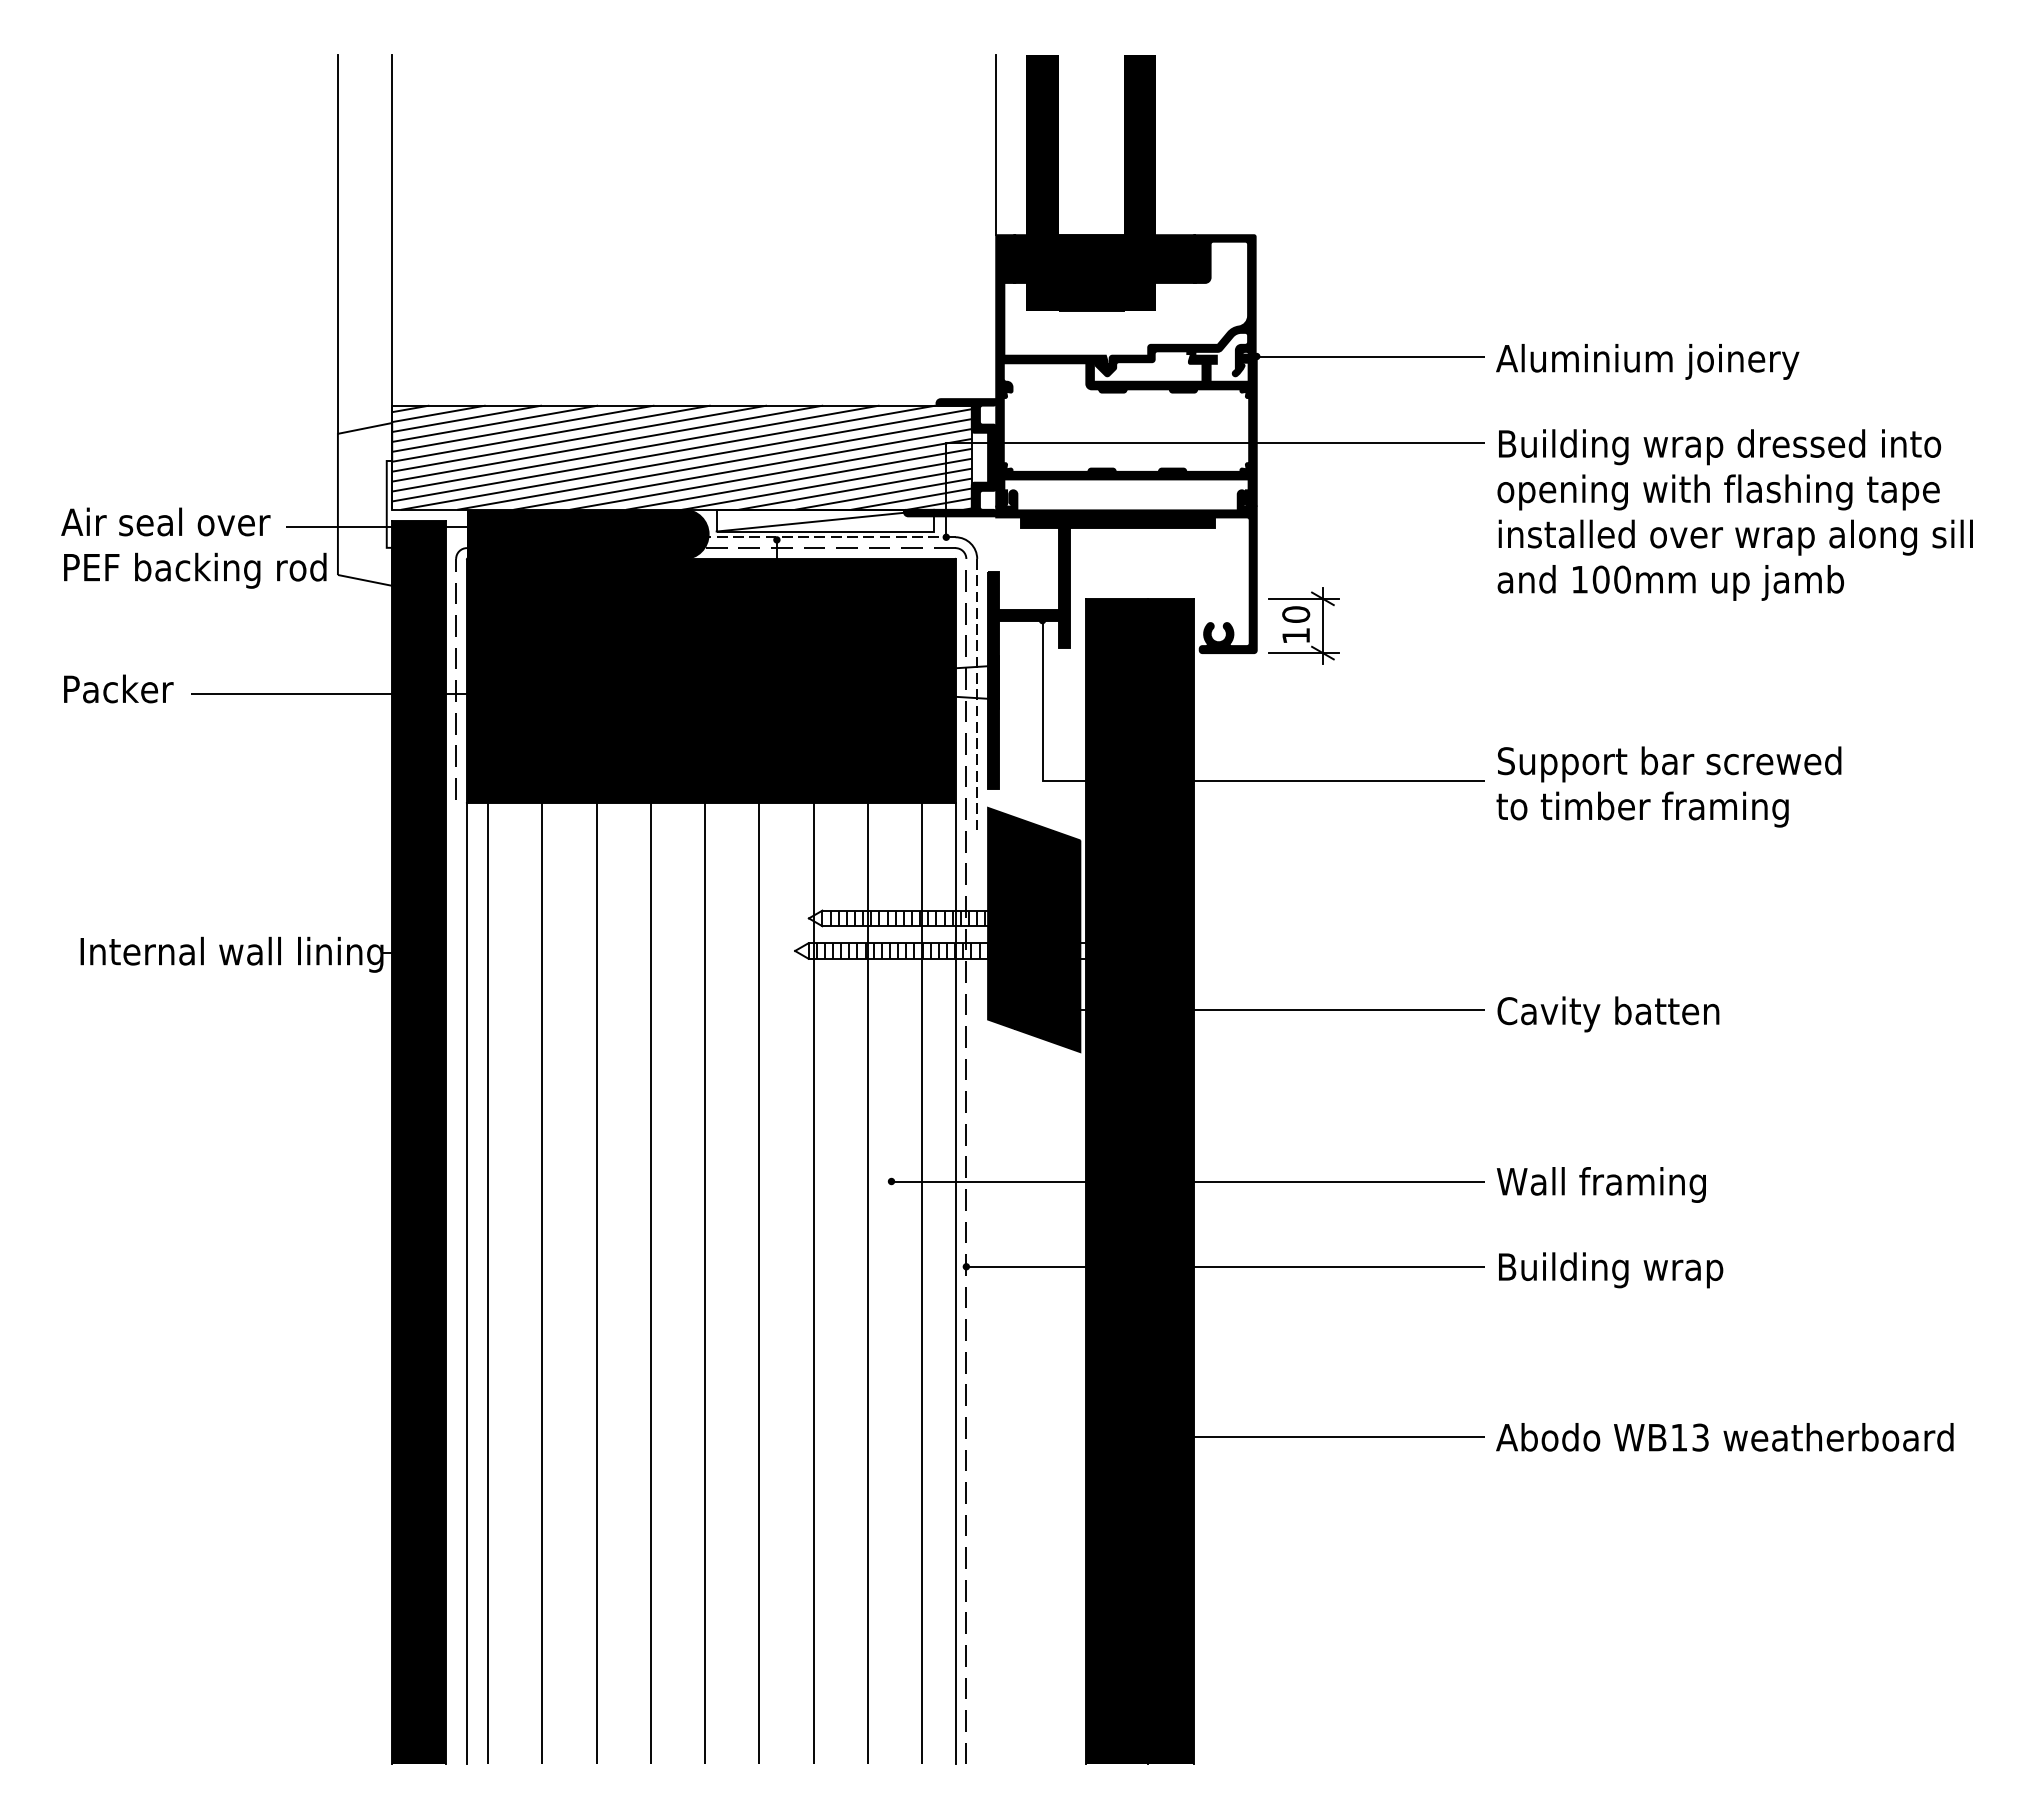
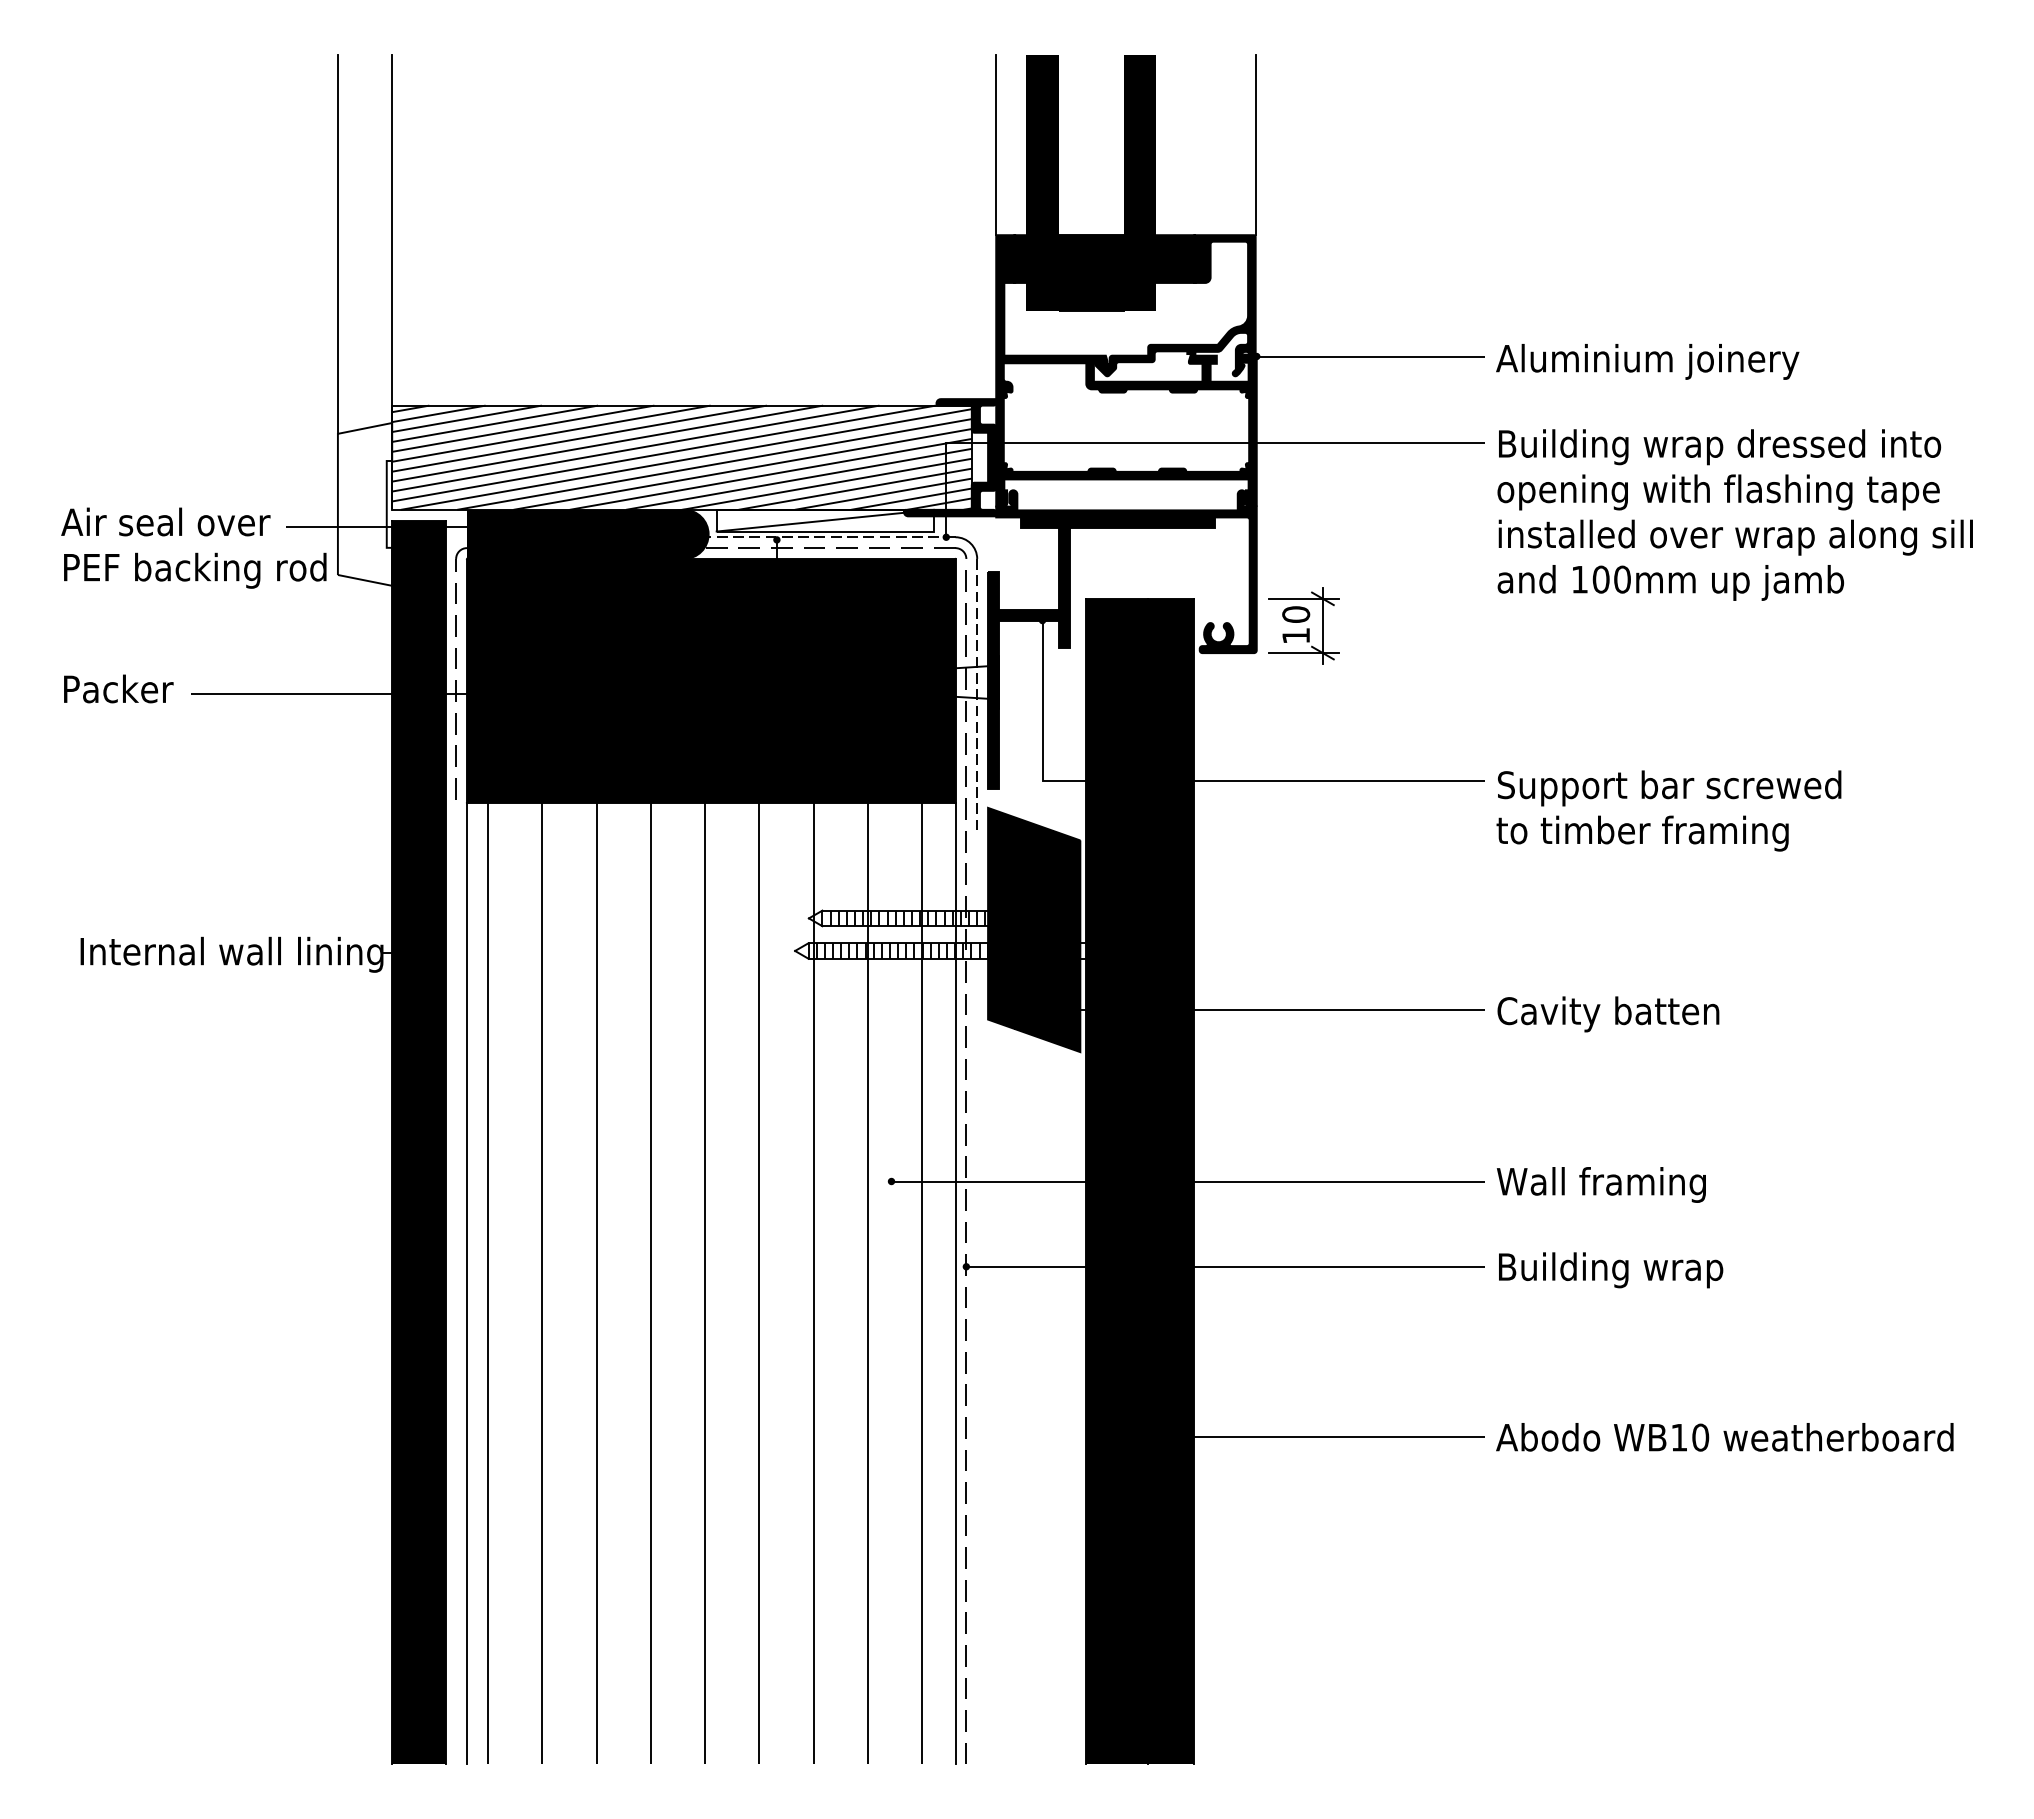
line: none -> present (1255, 144)
text position: (1668, 786) -> (1668, 810) (1668, 810)
text: WB13 -> WB10 (1700, 1437)
